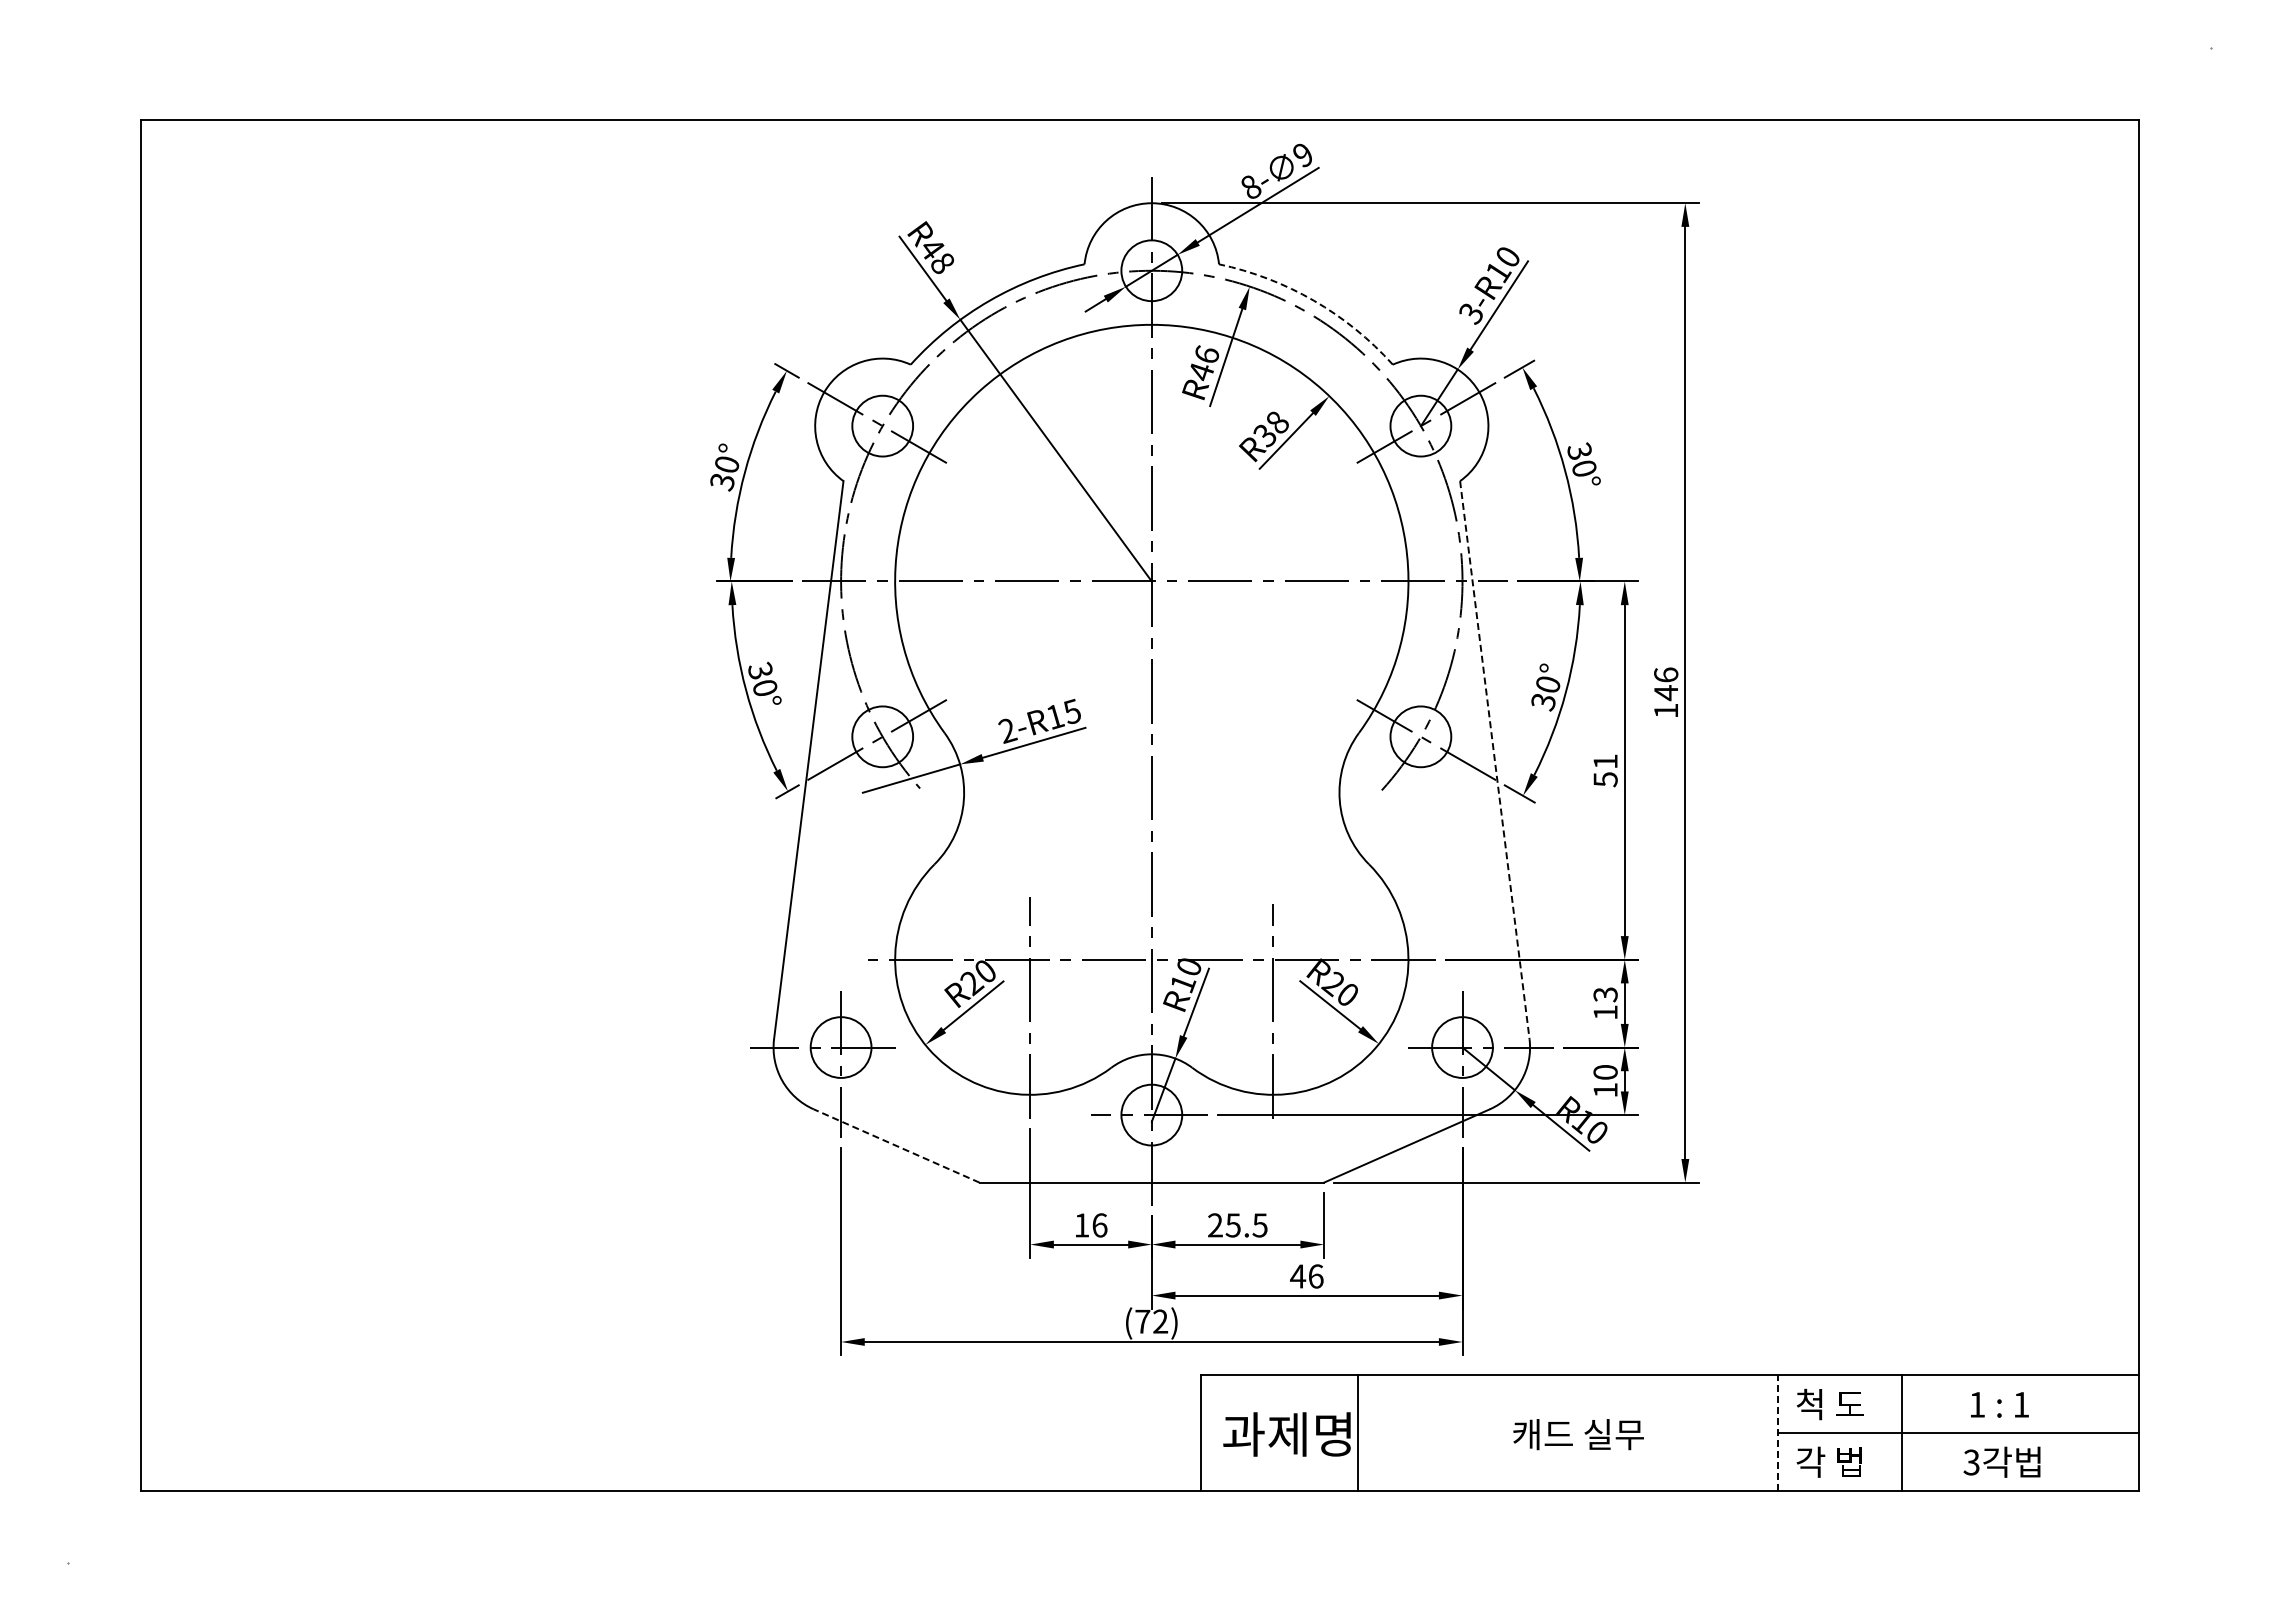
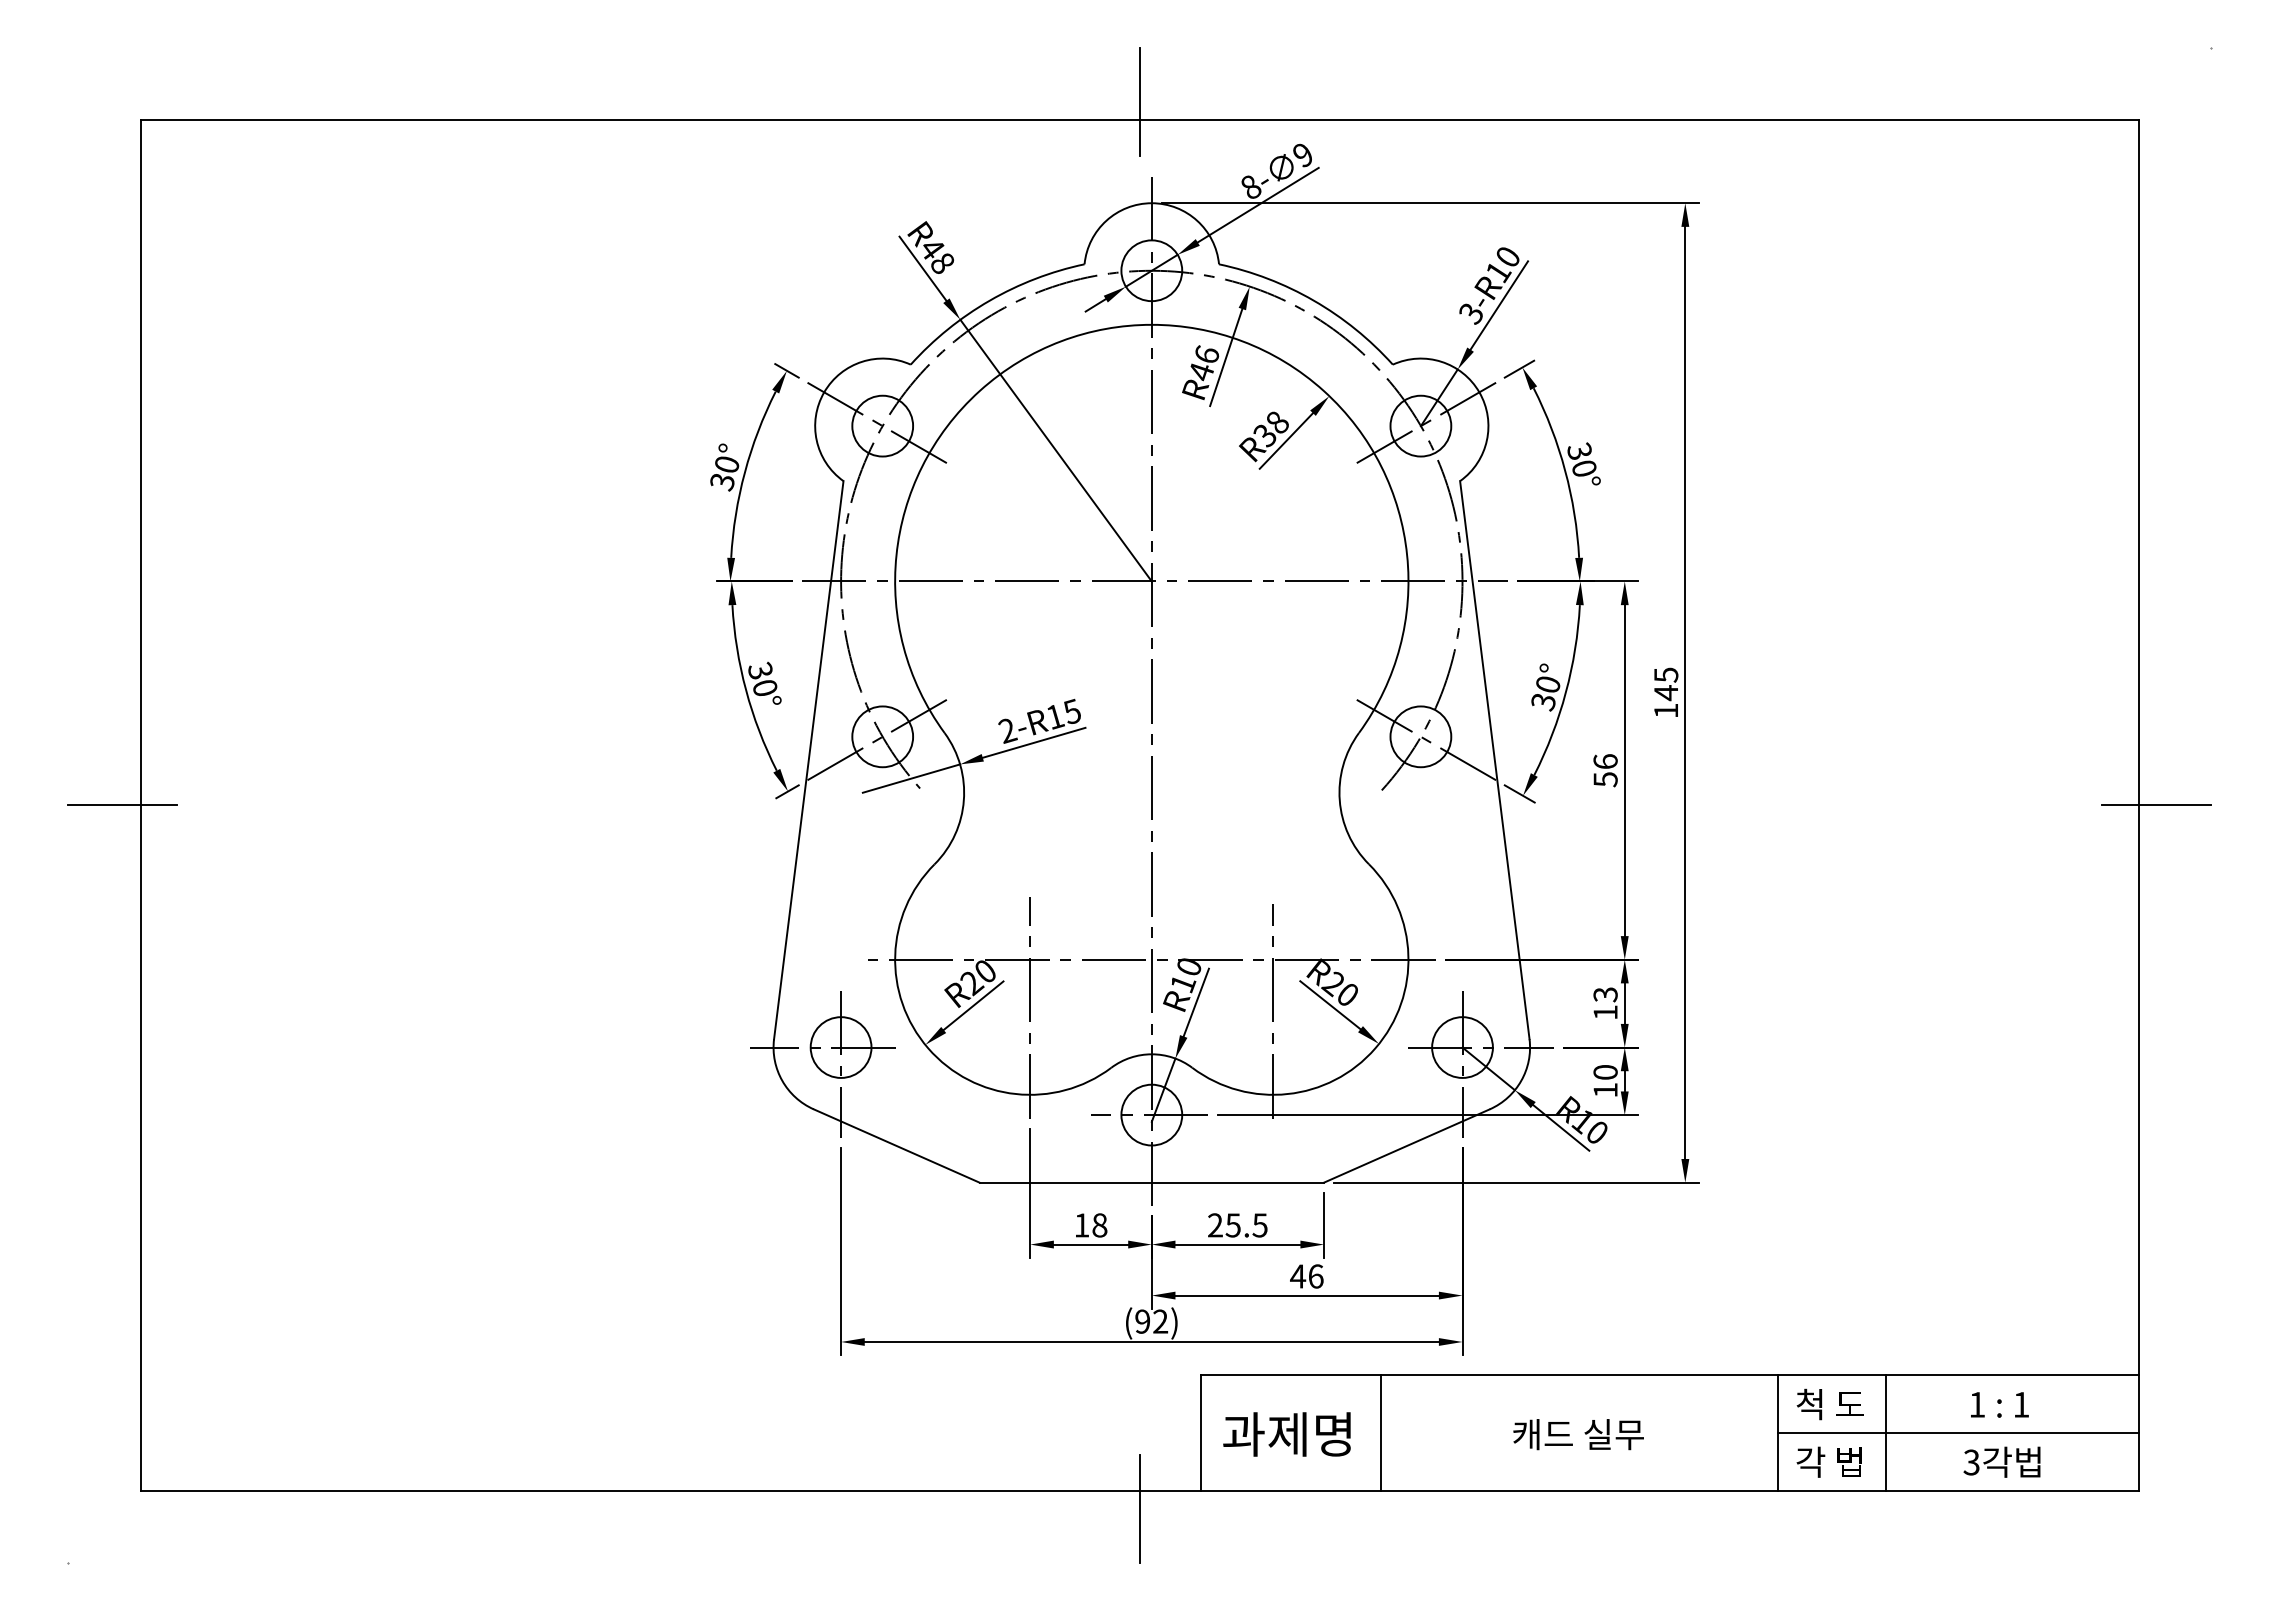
line: none -> present (1139, 102)
arc: dashed -> solid (1313, 300)
text: 146 -> 145 (1666, 674)
line: dashed -> solid (1494, 760)
text: 51 -> 56 (1605, 761)
line: none -> present (122, 805)
line: none -> present (2156, 805)
line: dashed -> solid (896, 1145)
text: 16 -> 18 (1099, 1225)
text: (72) -> (92) (1142, 1321)
line position: (1358, 1432) -> (1381, 1432) (1381, 1432)
line position: (1902, 1432) -> (1886, 1432) (1886, 1432)
line: dashed -> solid (1777, 1433)
line: none -> present (1139, 1508)
